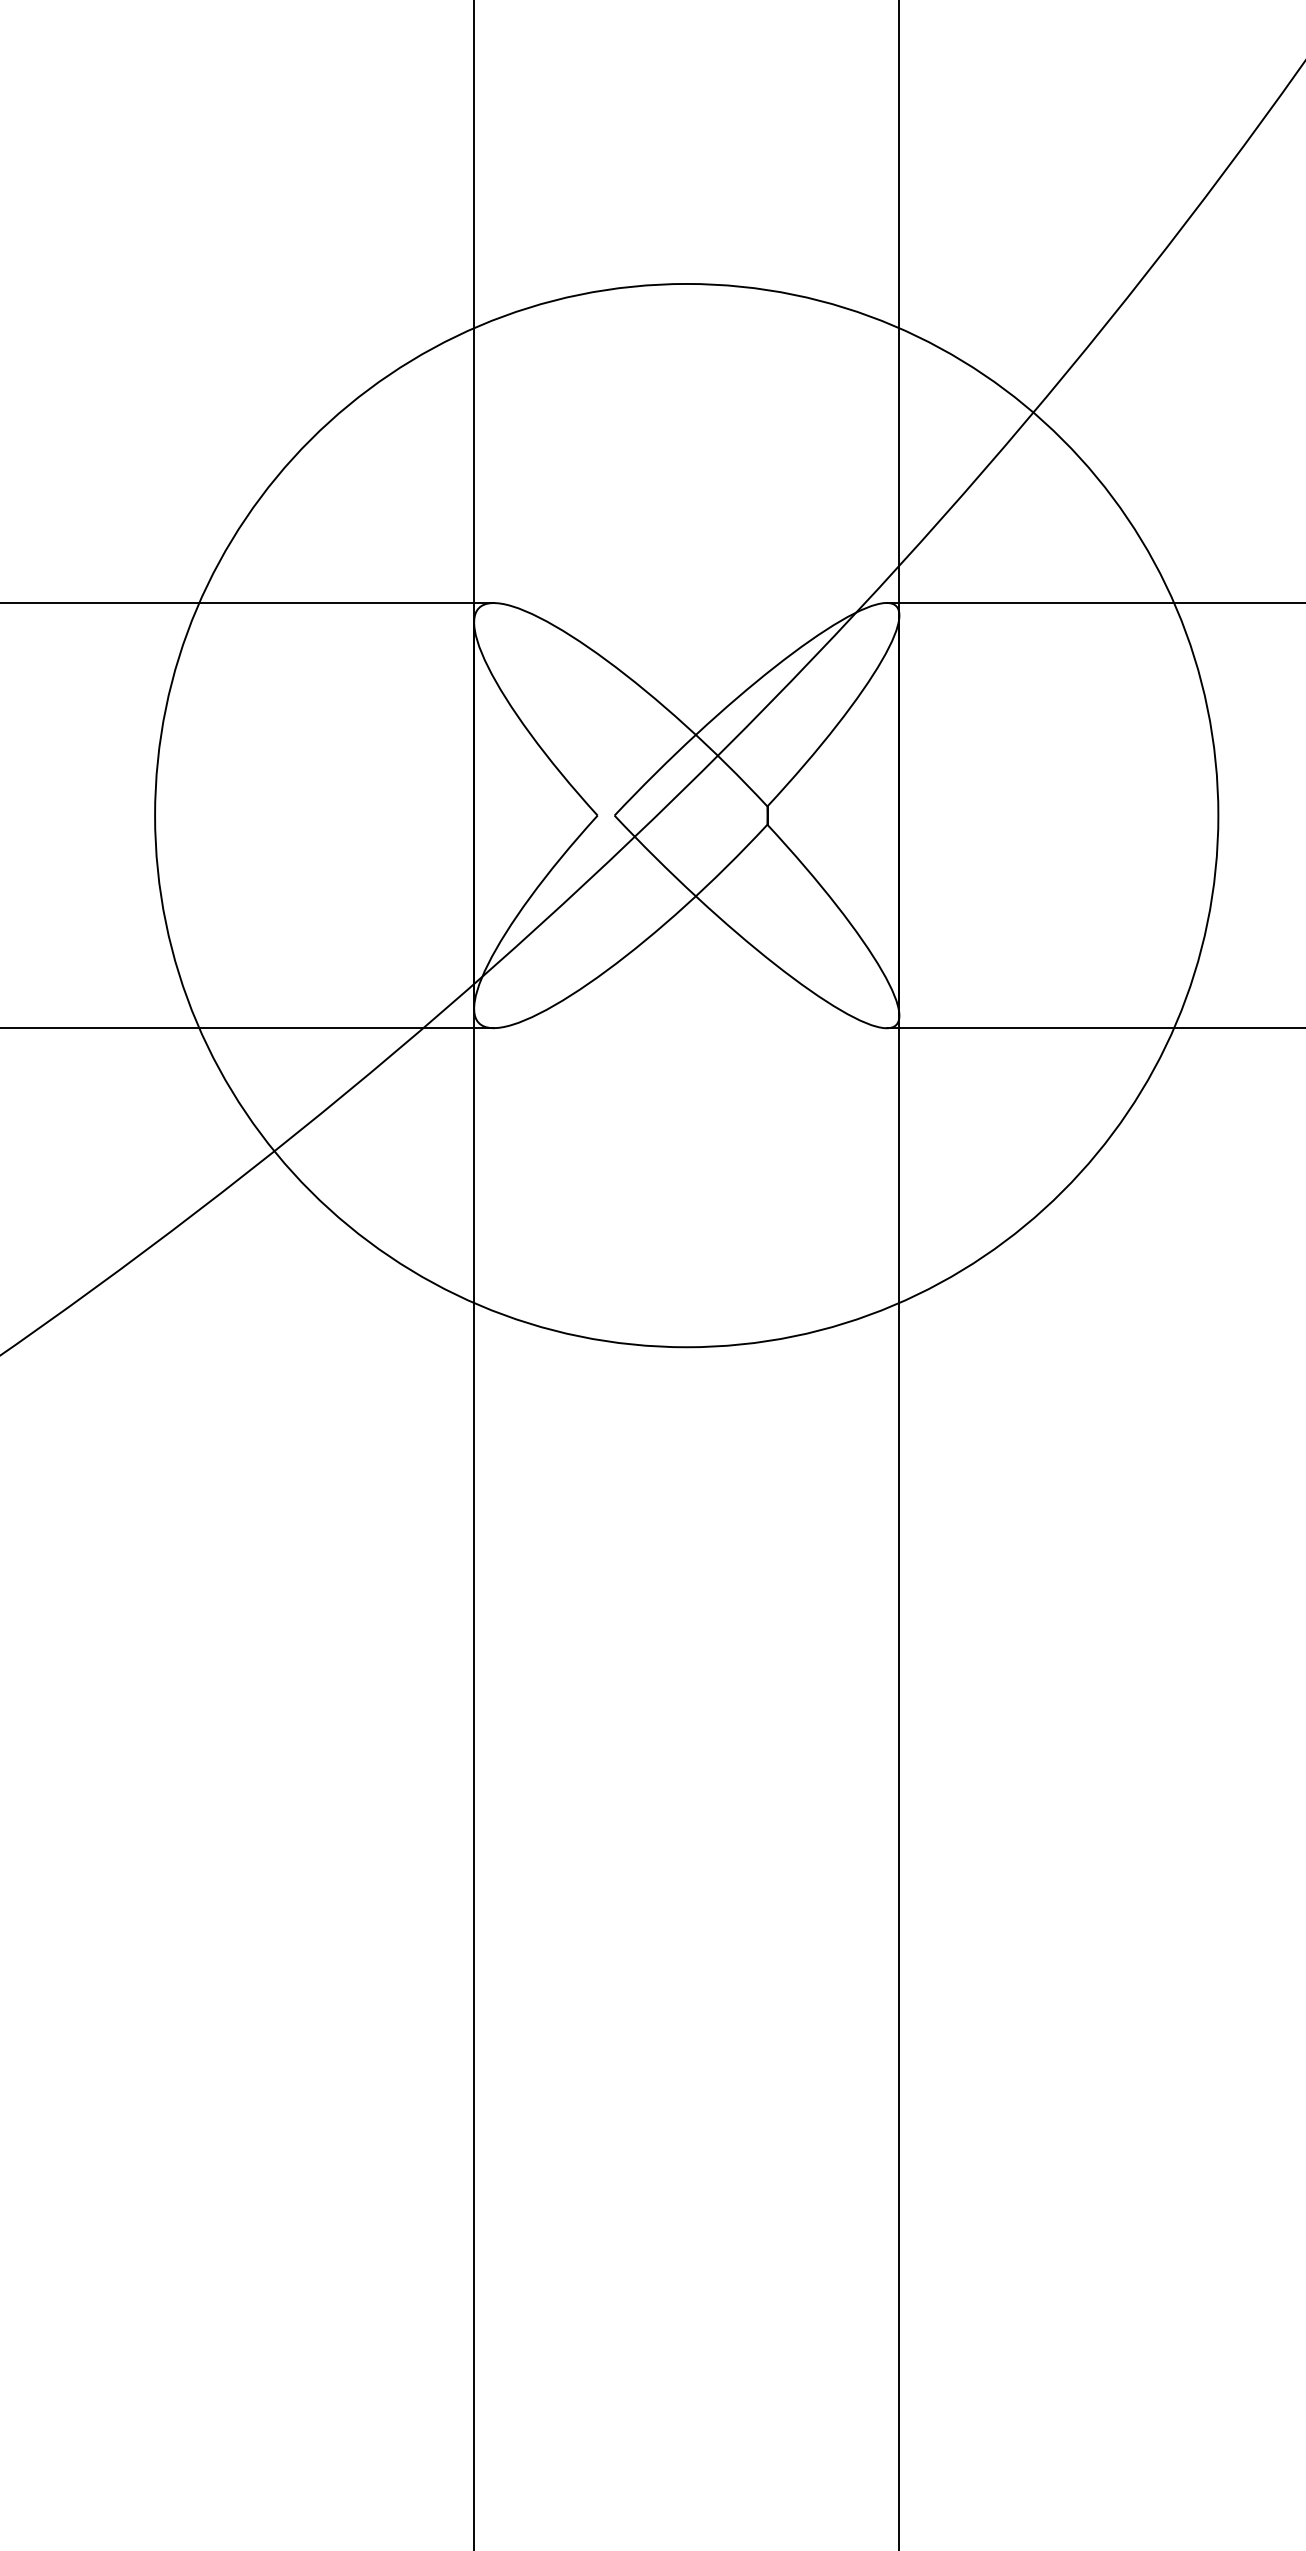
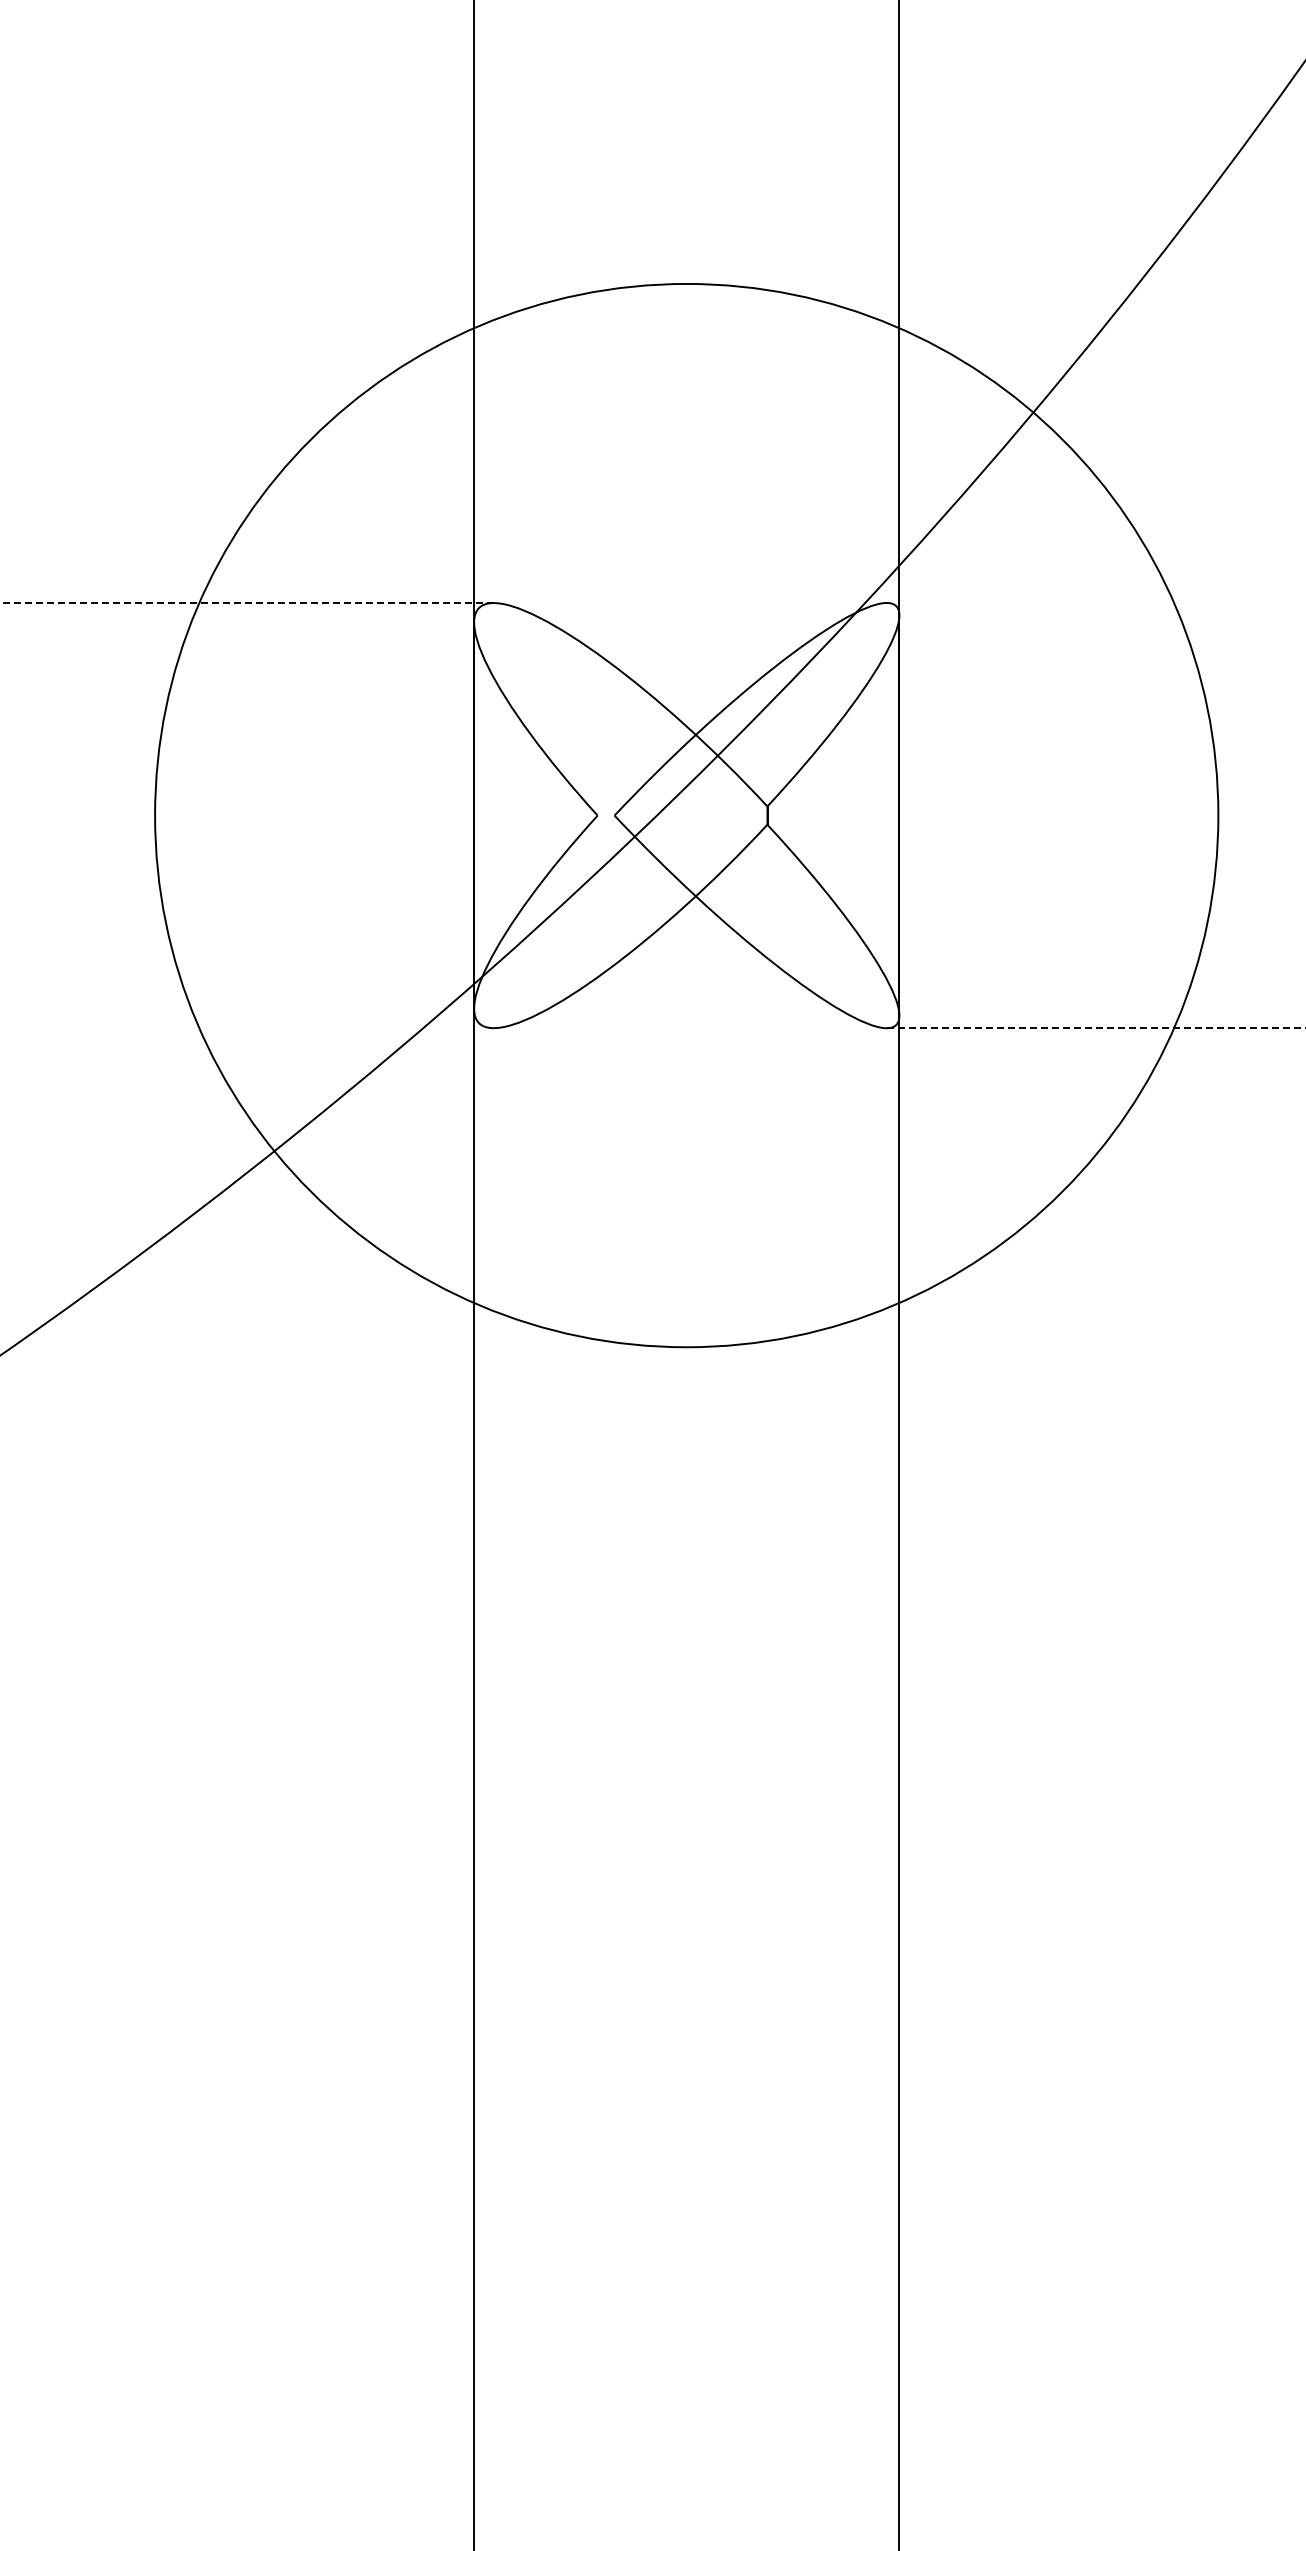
line: solid -> dashed (246, 602)
line: present -> none (1094, 602)
line: present -> none (247, 1028)
line: solid -> dashed (1096, 1028)
